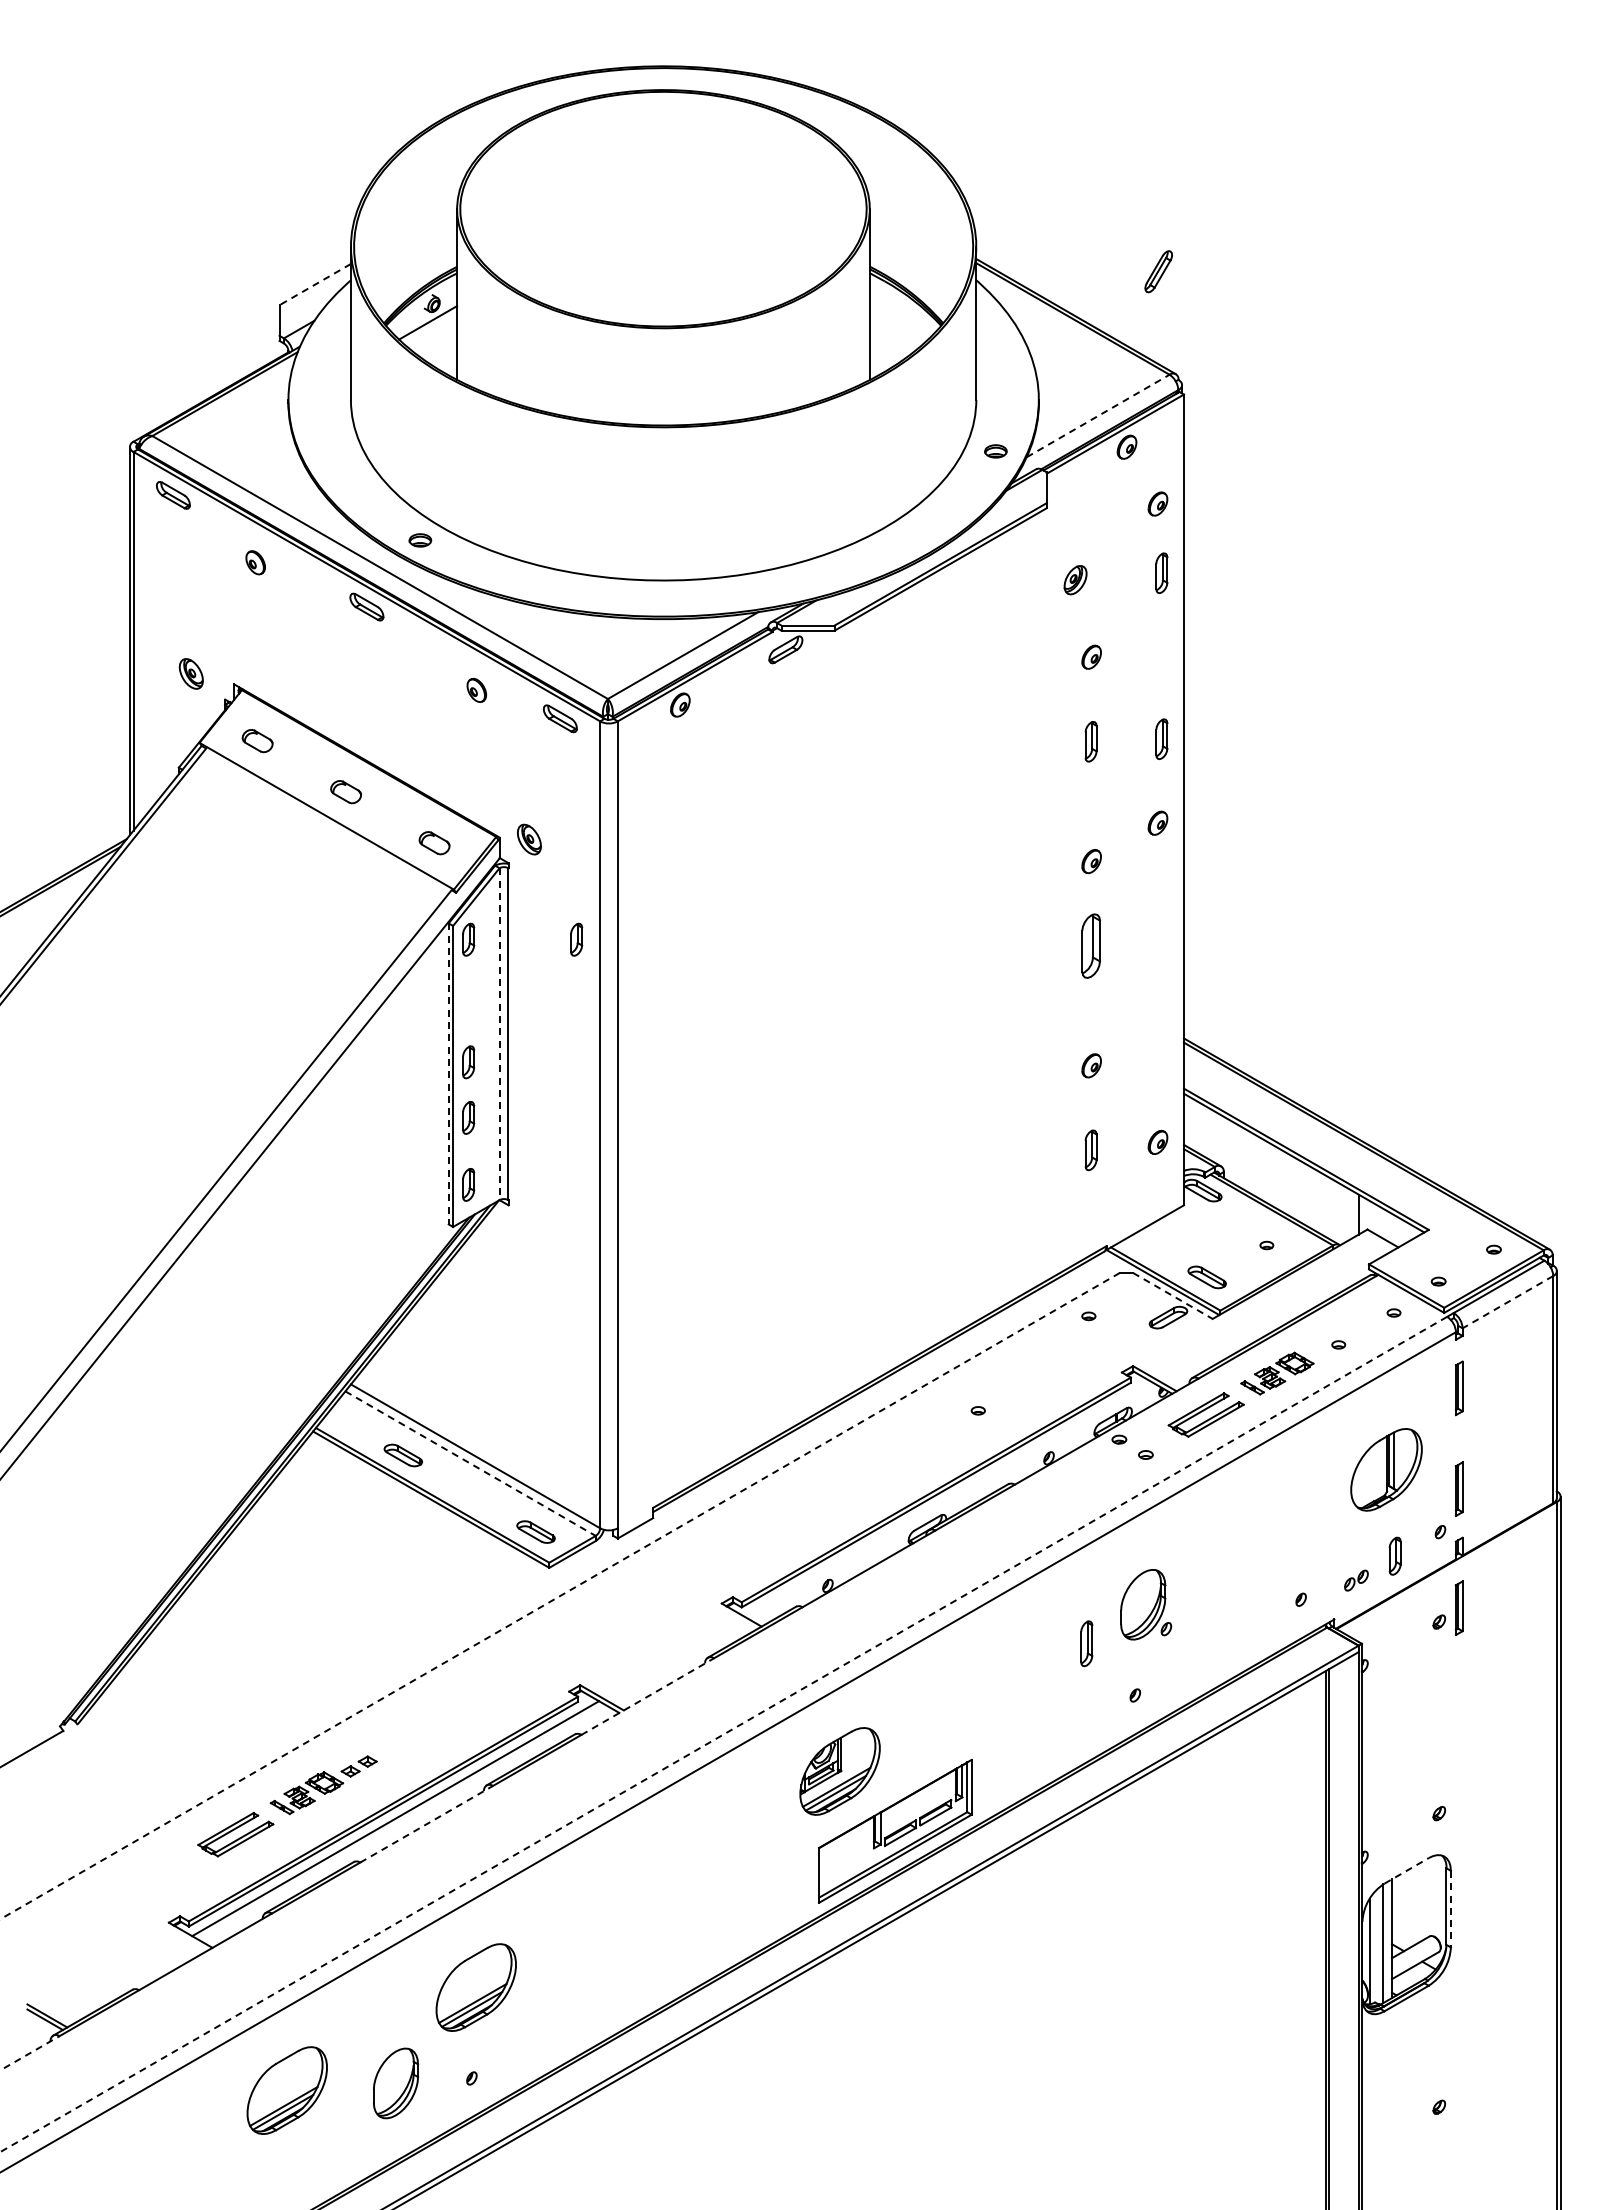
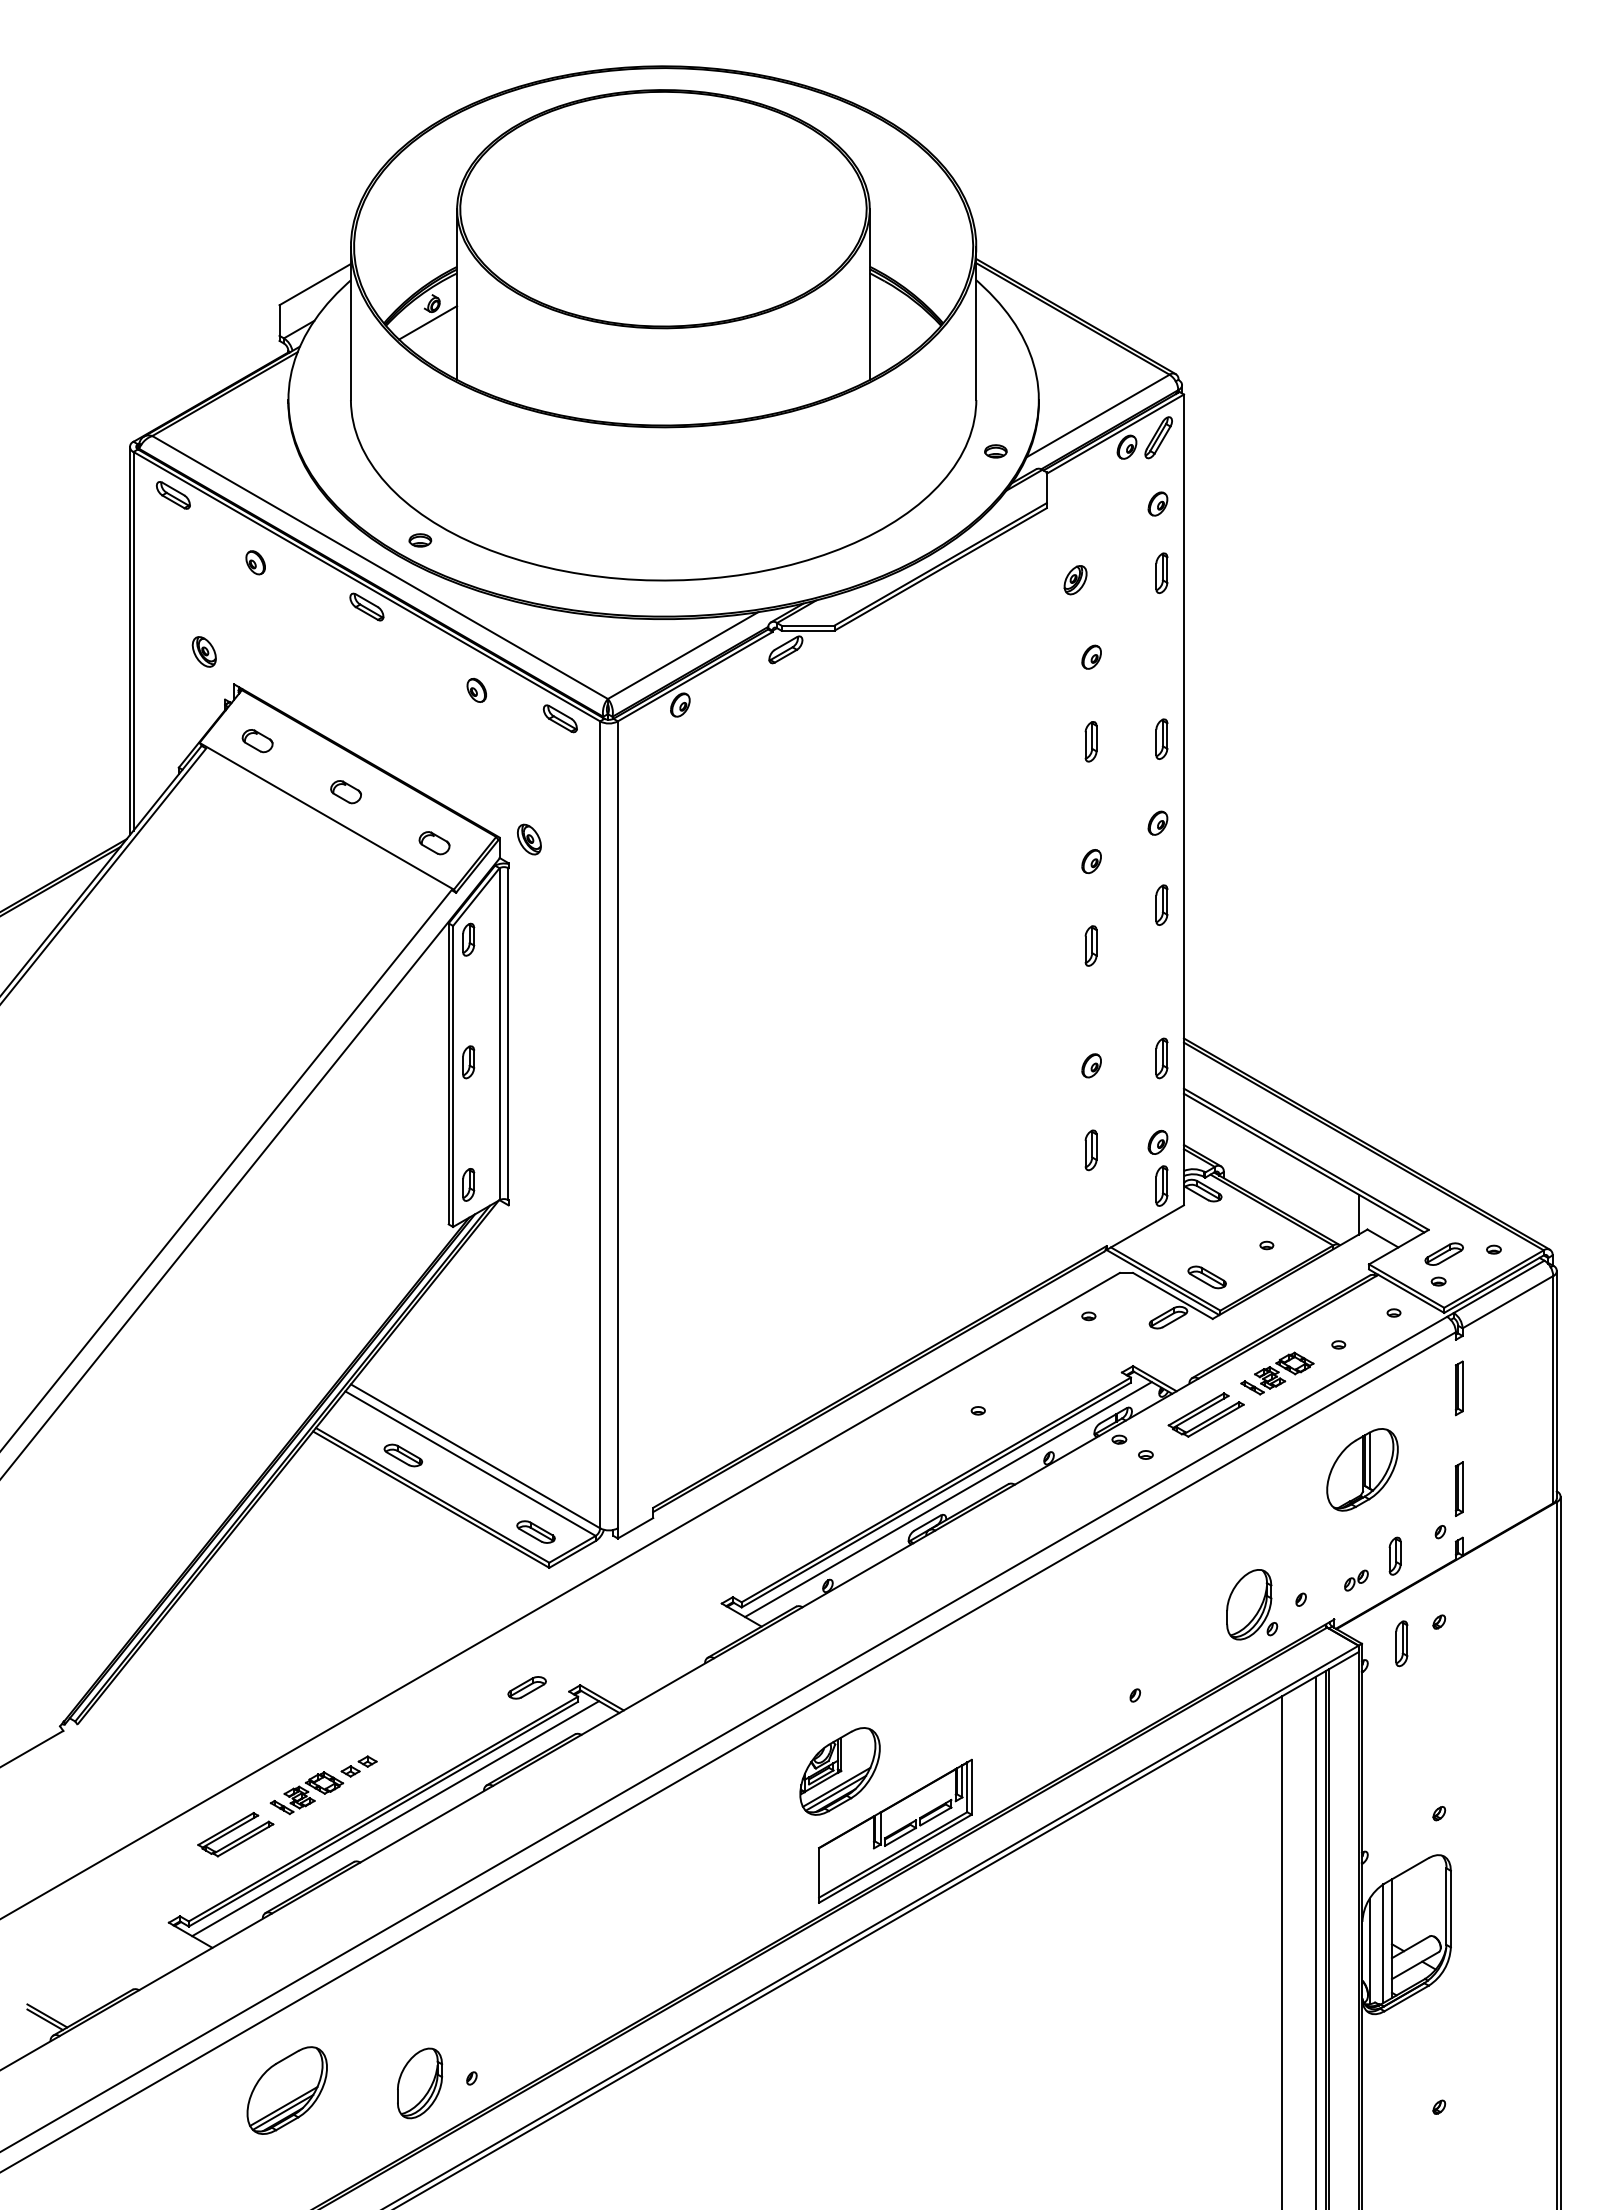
part position: (1158, 271) -> (1158, 437) (1158, 437)
line: dashed -> solid (314, 284)
line: dashed -> solid (1098, 415)
part position: (190, 673) -> (203, 651) (203, 651)
part: none -> present (1161, 904)
part: present -> none (576, 939)
part size: 20x66 px -> 14x42 px (1090, 945)
line: dashed -> solid (499, 1034)
part: none -> present (1161, 1058)
line: dashed -> solid (448, 1073)
part: present -> none (468, 1117)
part: none -> present (1161, 1185)
part: none -> present (1443, 1253)
line: dashed -> solid (1172, 1295)
line: dashed -> solid (1507, 1302)
line: dashed -> solid (470, 1463)
part position: (1386, 1469) -> (1362, 1469) (1362, 1469)
line: none -> present (948, 1499)
line: dashed -> solid (559, 1596)
part position: (1146, 1604) -> (1252, 1604) (1252, 1604)
part: present -> none (1458, 1607)
part position: (1086, 1643) -> (1401, 1643) (1401, 1643)
part: none -> present (526, 1687)
line: dashed -> solid (647, 1696)
line: dashed -> solid (723, 1734)
line: dashed -> solid (426, 1824)
line: dashed -> solid (1406, 1870)
line: dashed -> solid (1450, 1909)
line: none -> present (1315, 1941)
line: none -> present (1282, 1951)
part: present -> none (475, 1987)
line: dashed -> solid (30, 2053)
part position: (396, 2083) -> (420, 2083) (420, 2083)
